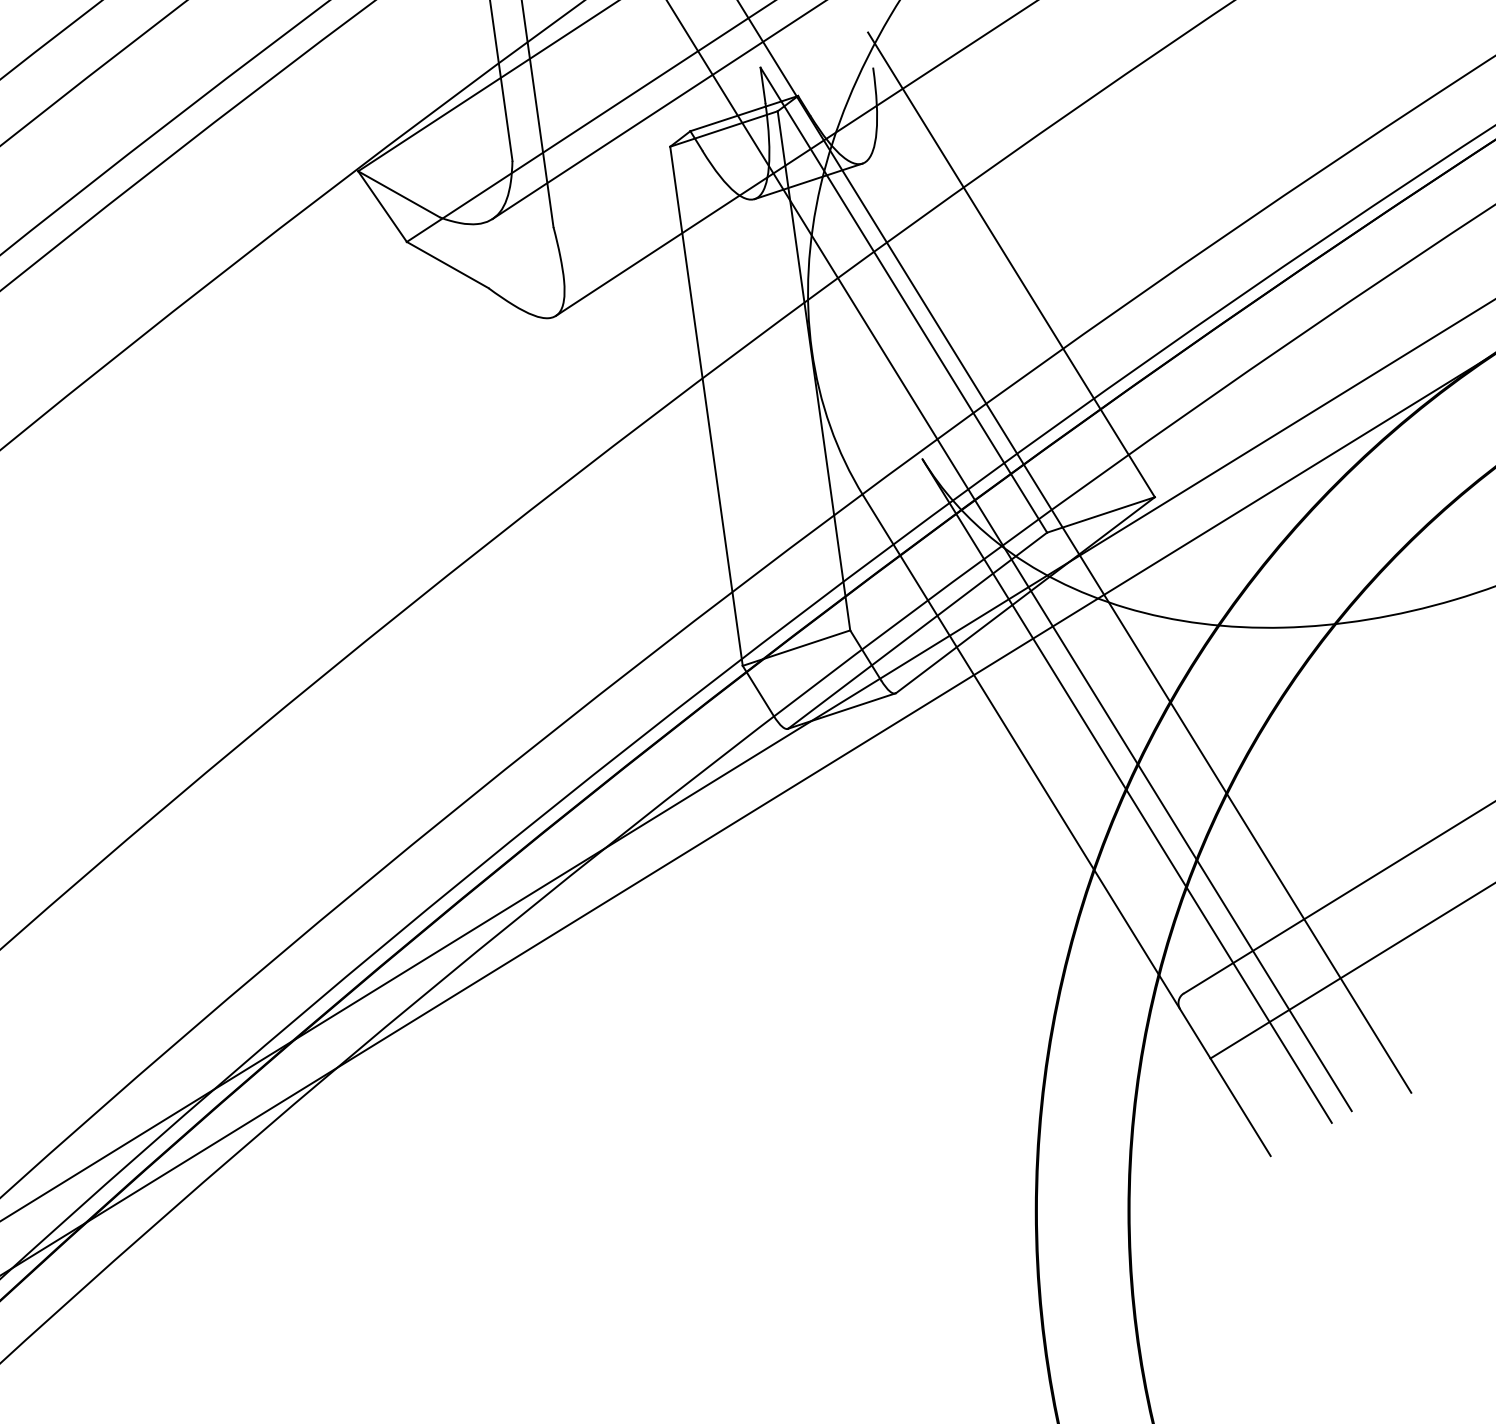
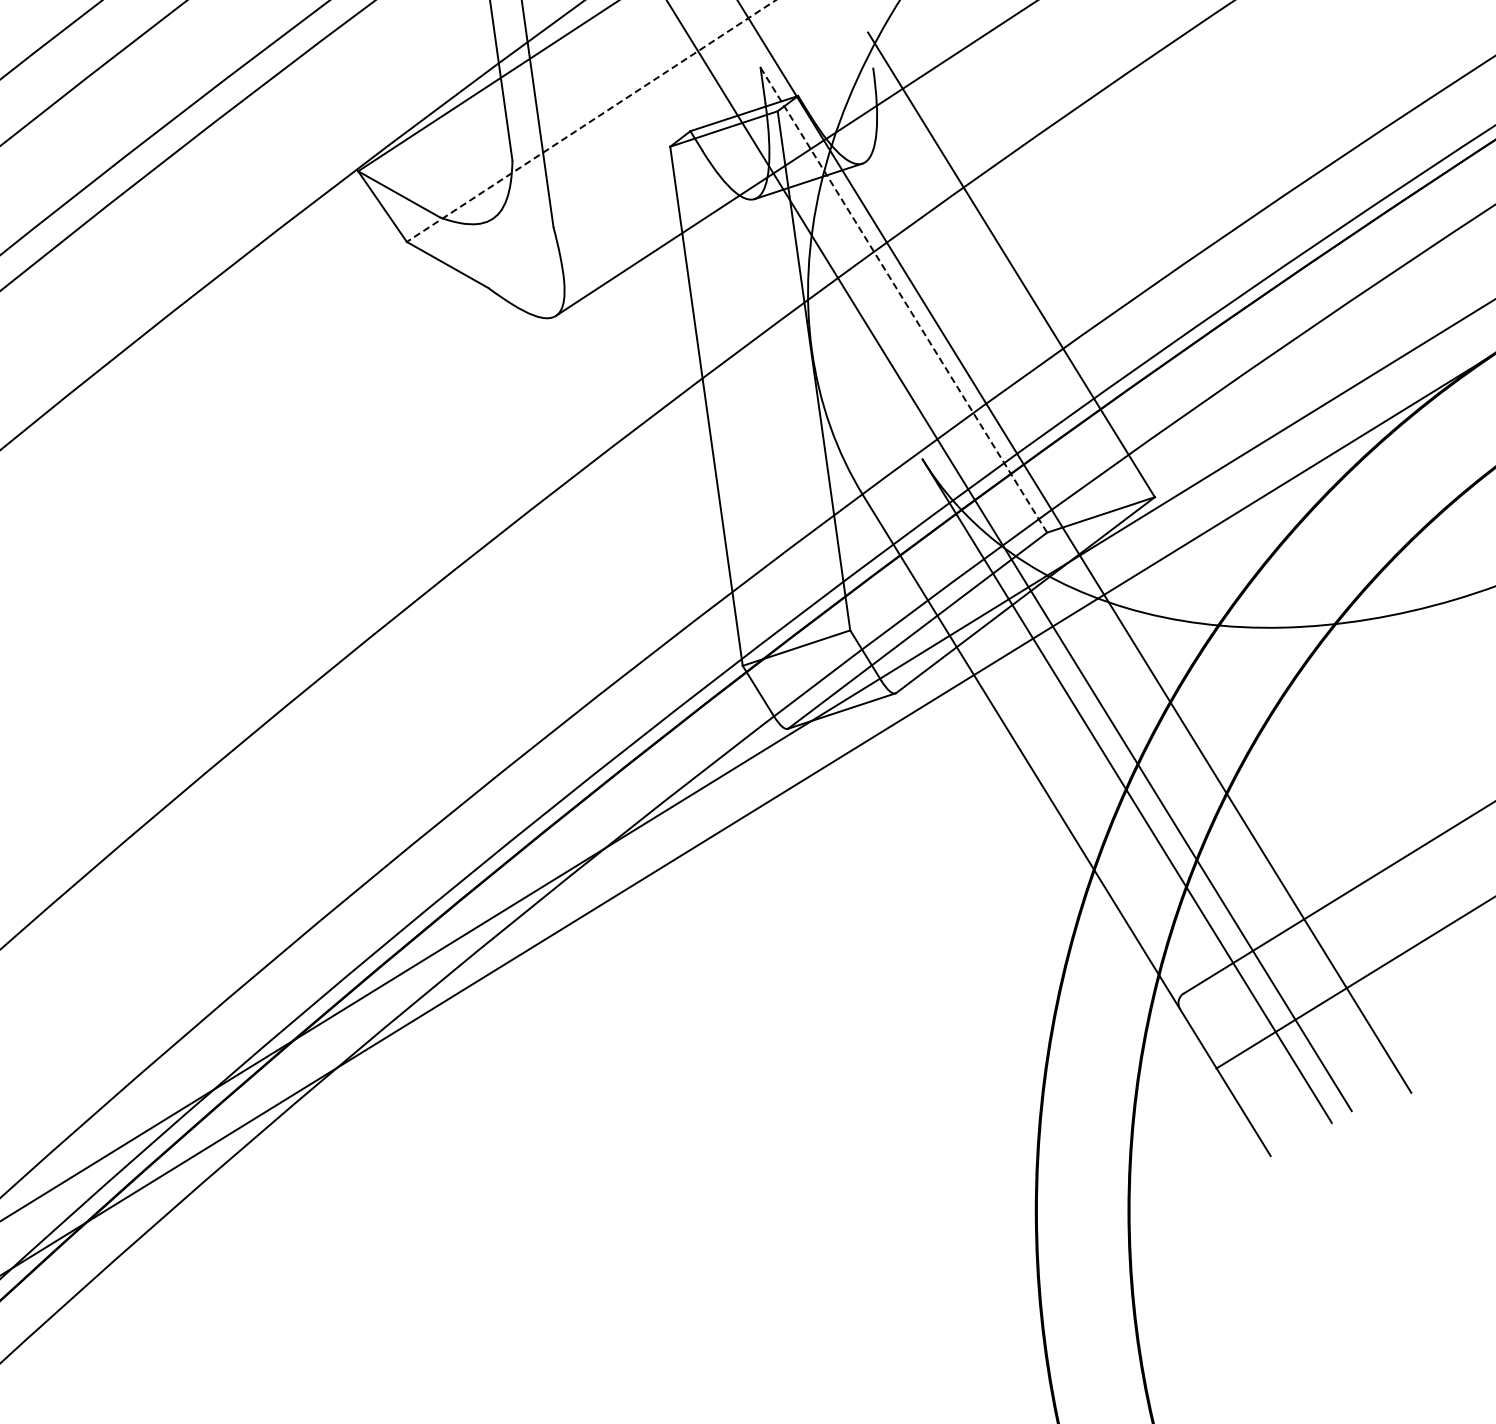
line: present -> none (657, 110)
line: solid -> dashed (590, 121)
line: solid -> dashed (904, 300)
line position: (1351, 971) -> (1354, 983) (1354, 983)
